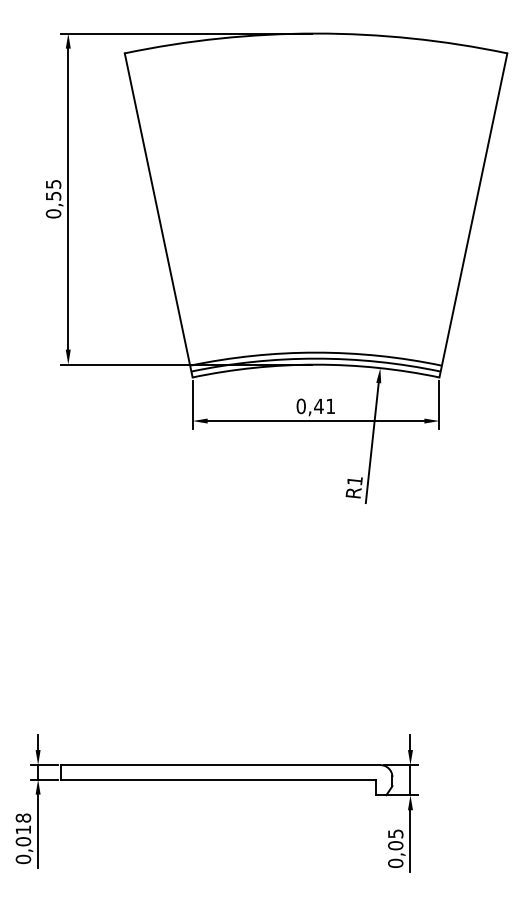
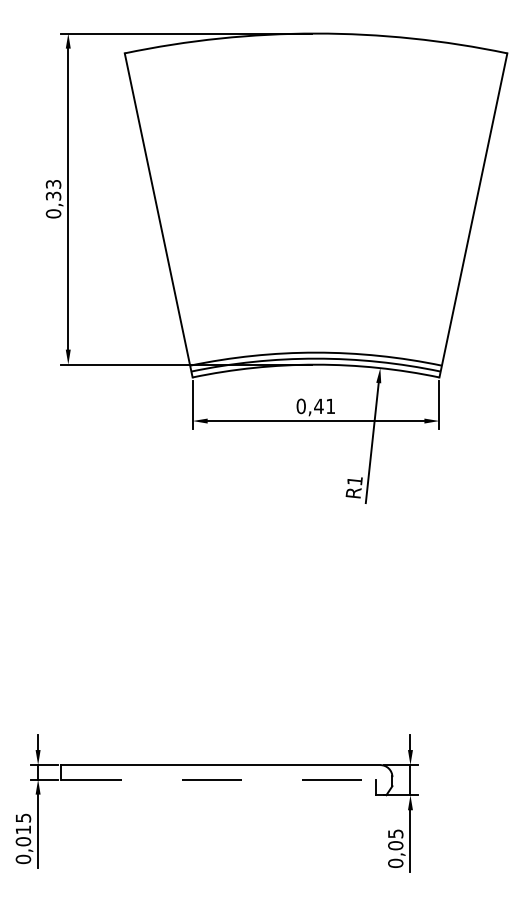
text: 0,55 -> 0,33 (52, 190)
line: solid -> dashed (218, 779)
text: 0,018 -> 0,015 (23, 817)
